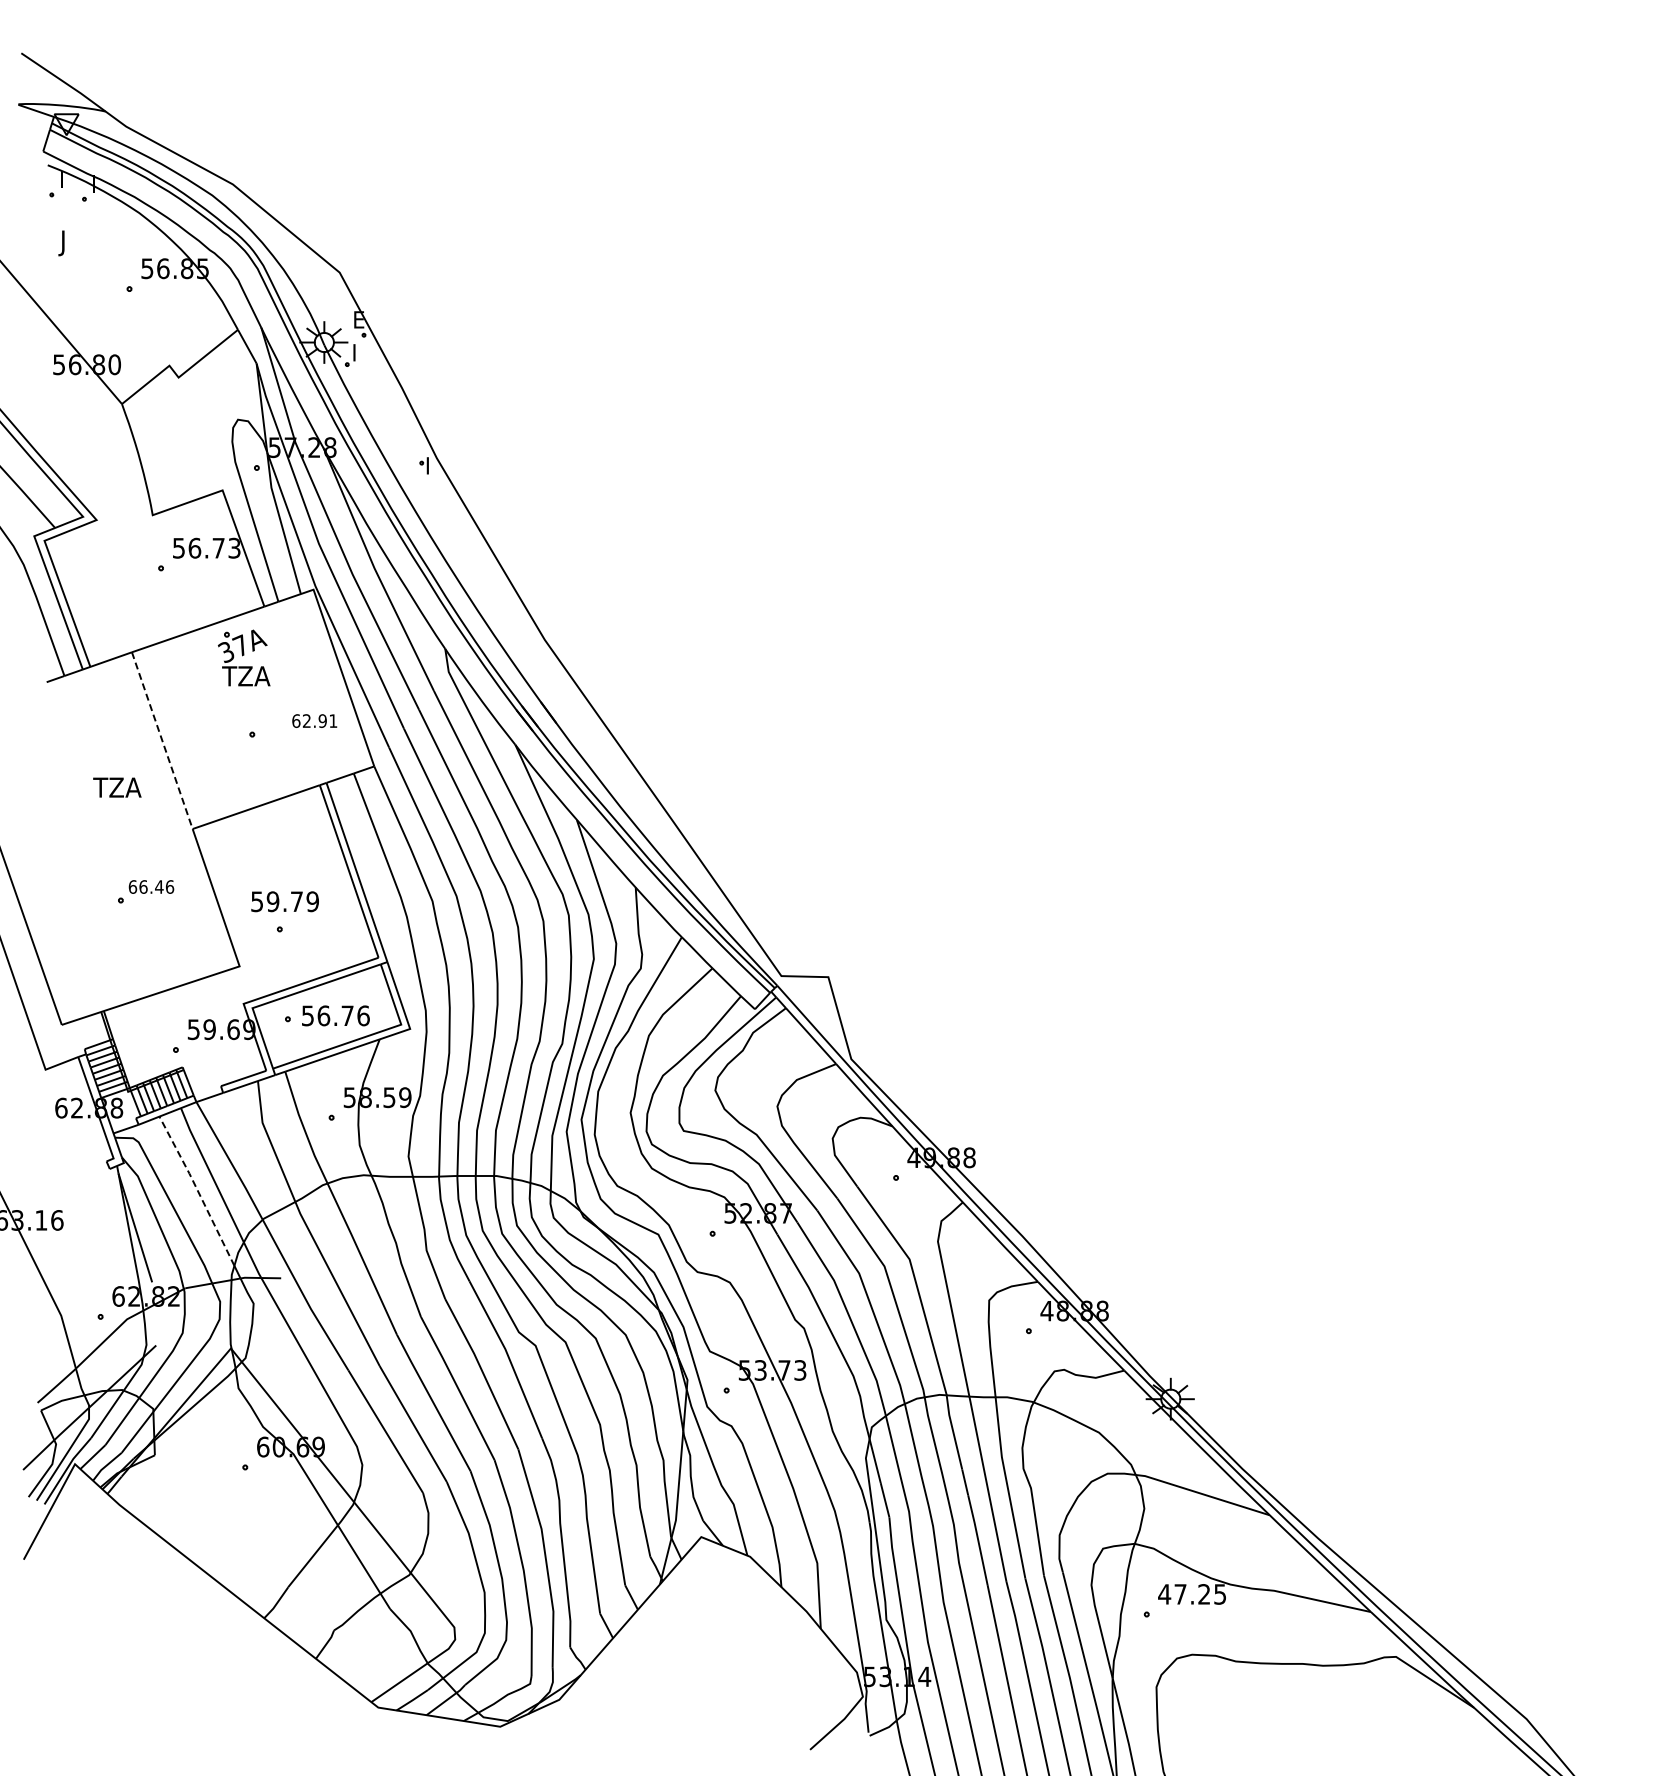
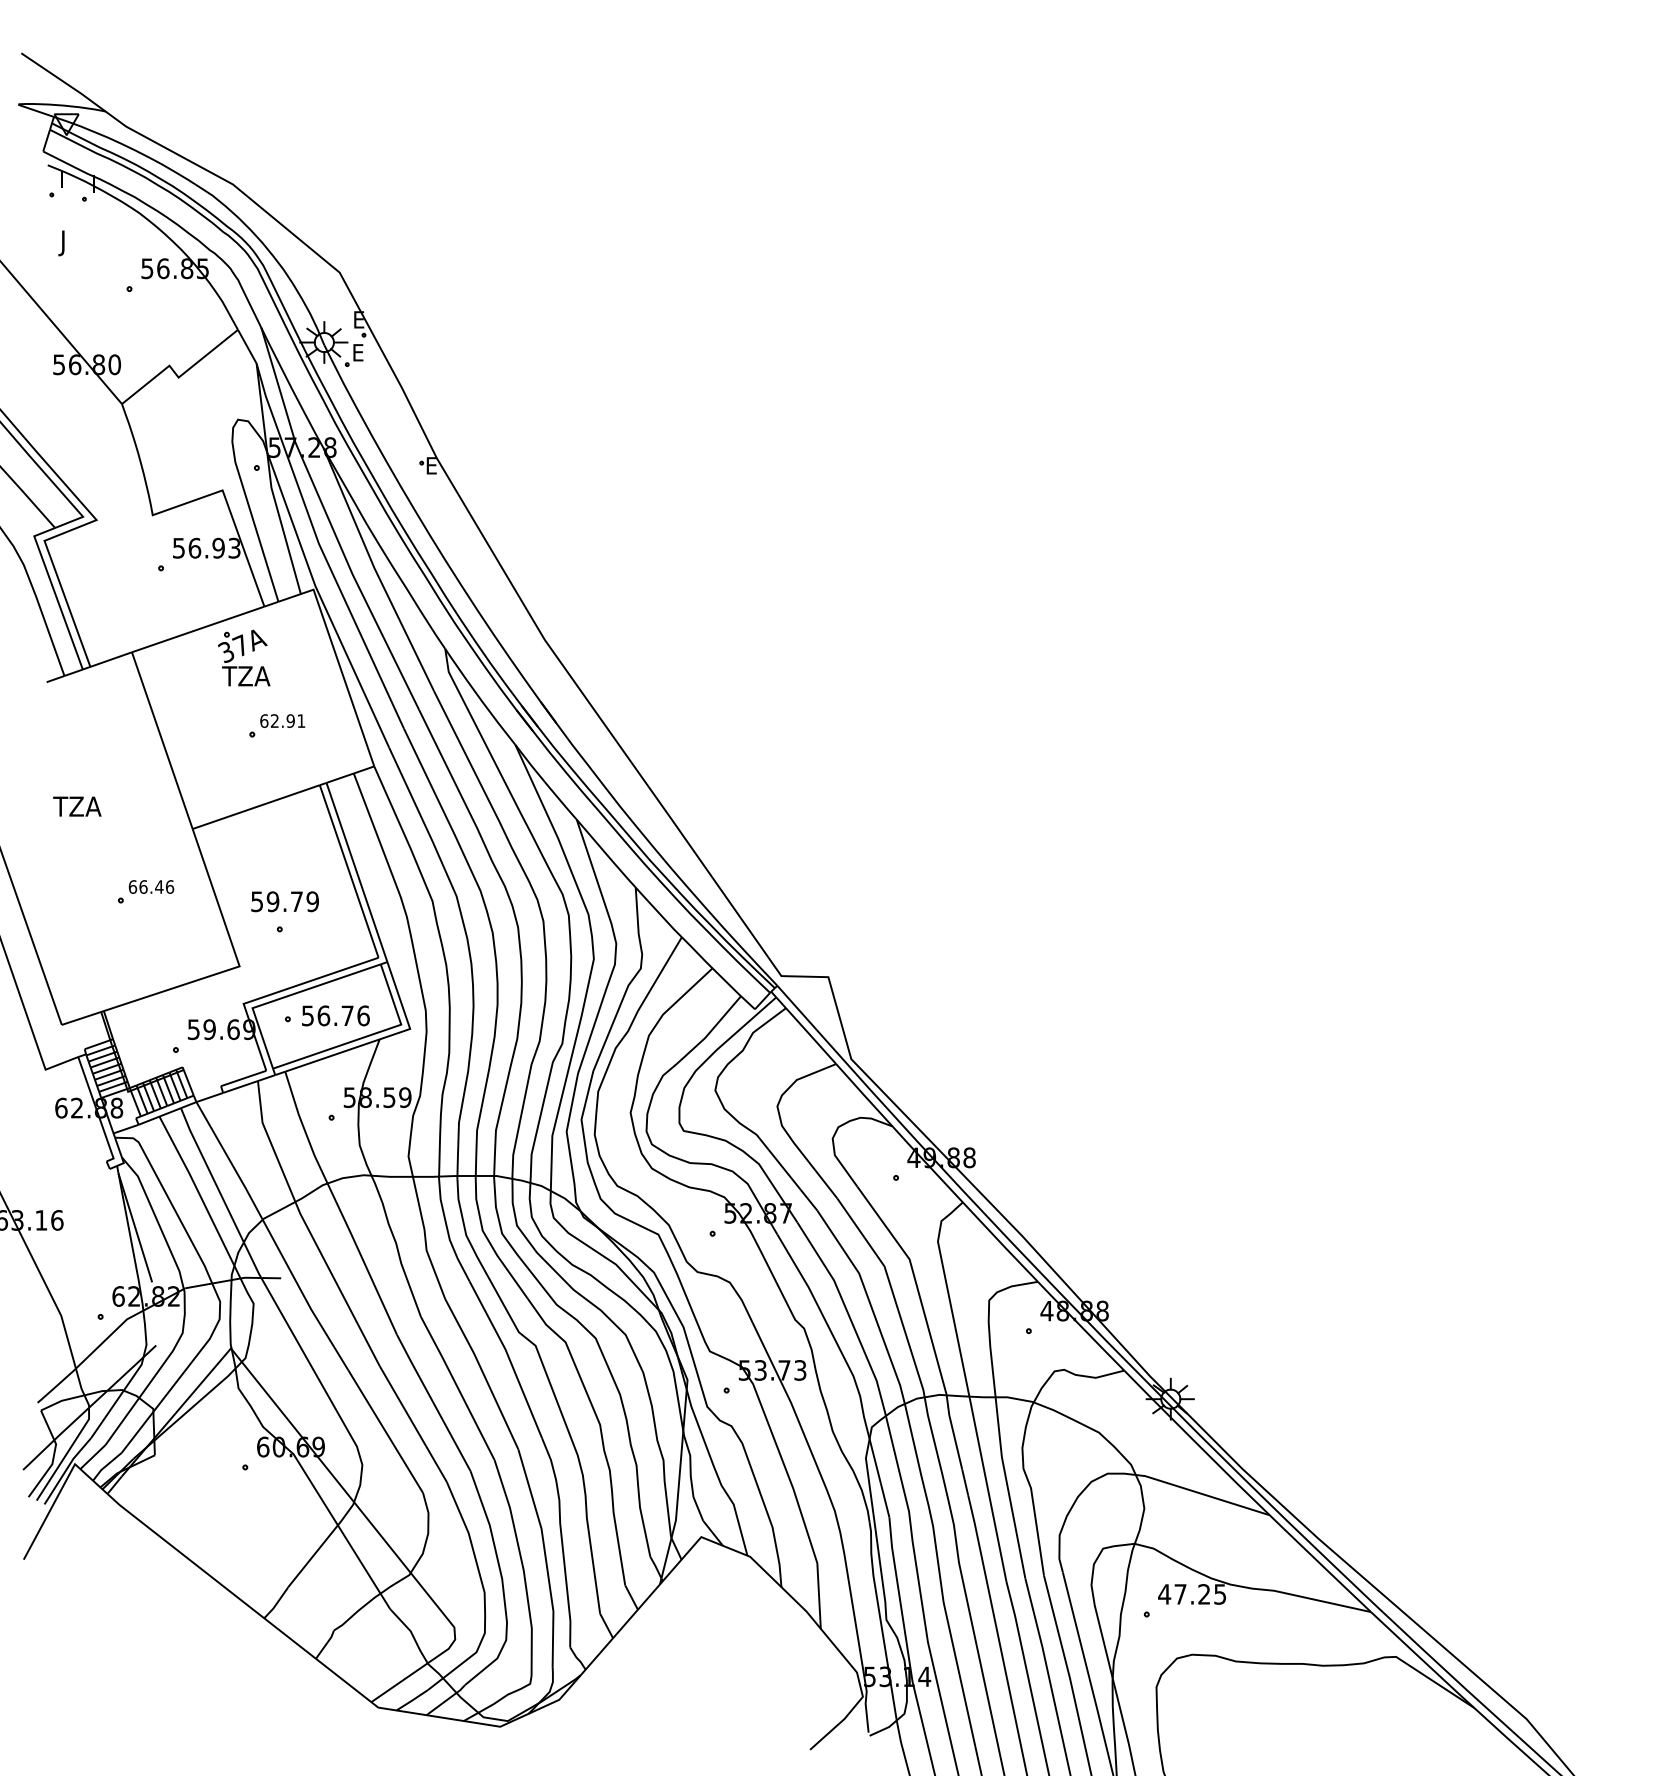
text: I -> E (359, 352)
text: I -> E (432, 465)
text: 56.73 -> 56.93 (218, 547)
text position: (314, 720) -> (282, 720) (282, 720)
line: dashed -> solid (162, 741)
text position: (117, 787) -> (77, 806) (77, 806)
line: dashed -> solid (197, 1189)
